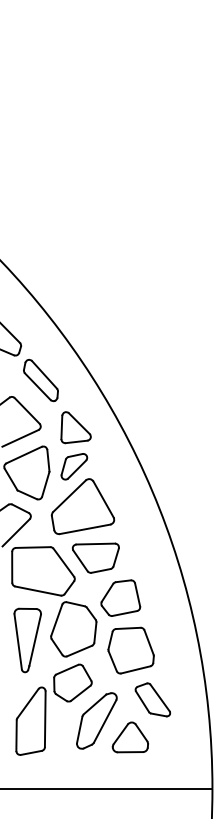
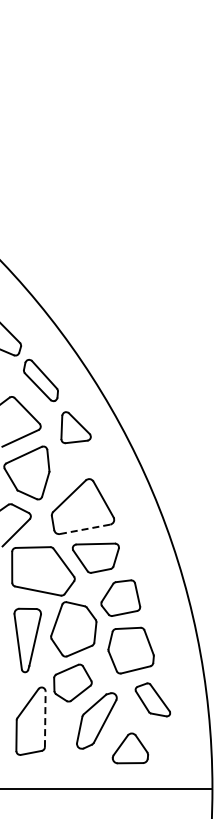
part: present -> none (74, 466)
line: solid -> dashed (85, 529)
line: solid -> dashed (45, 719)
part position: (129, 737) -> (129, 748) (129, 748)
